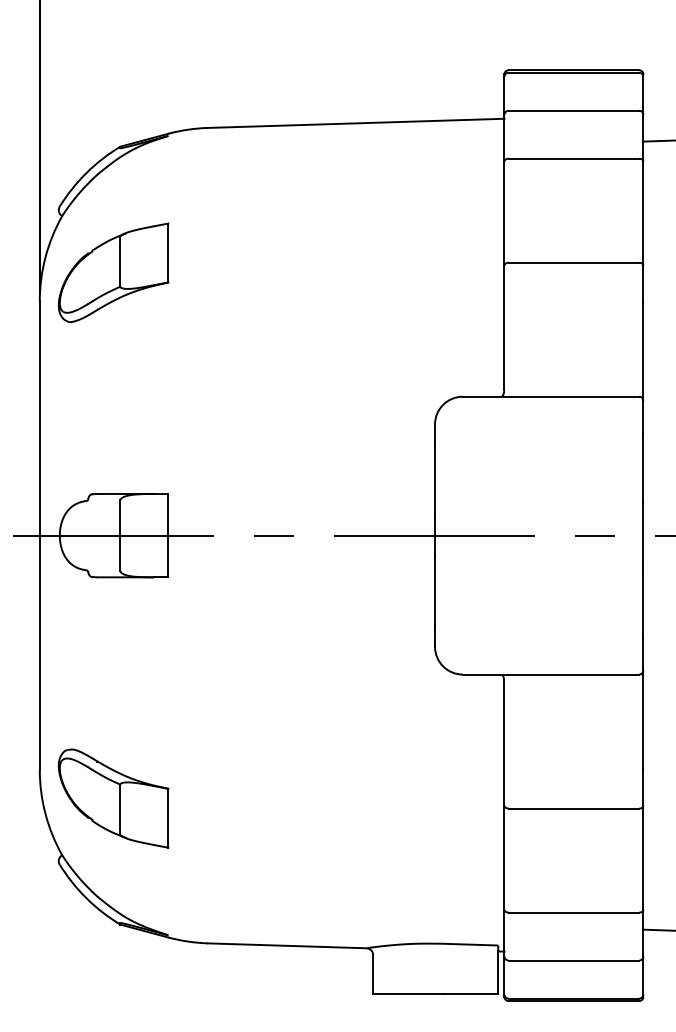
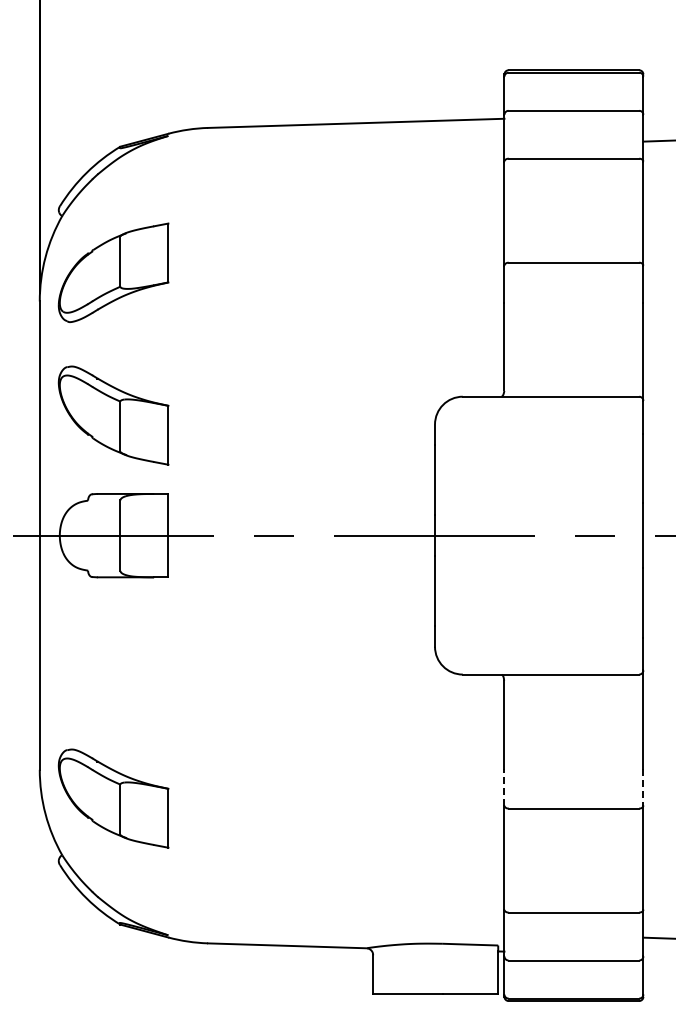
part: none -> present (113, 415)
line: solid -> dashed (504, 786)
line: solid -> dashed (643, 787)
line position: (657, 929) -> (657, 937) (657, 937)
